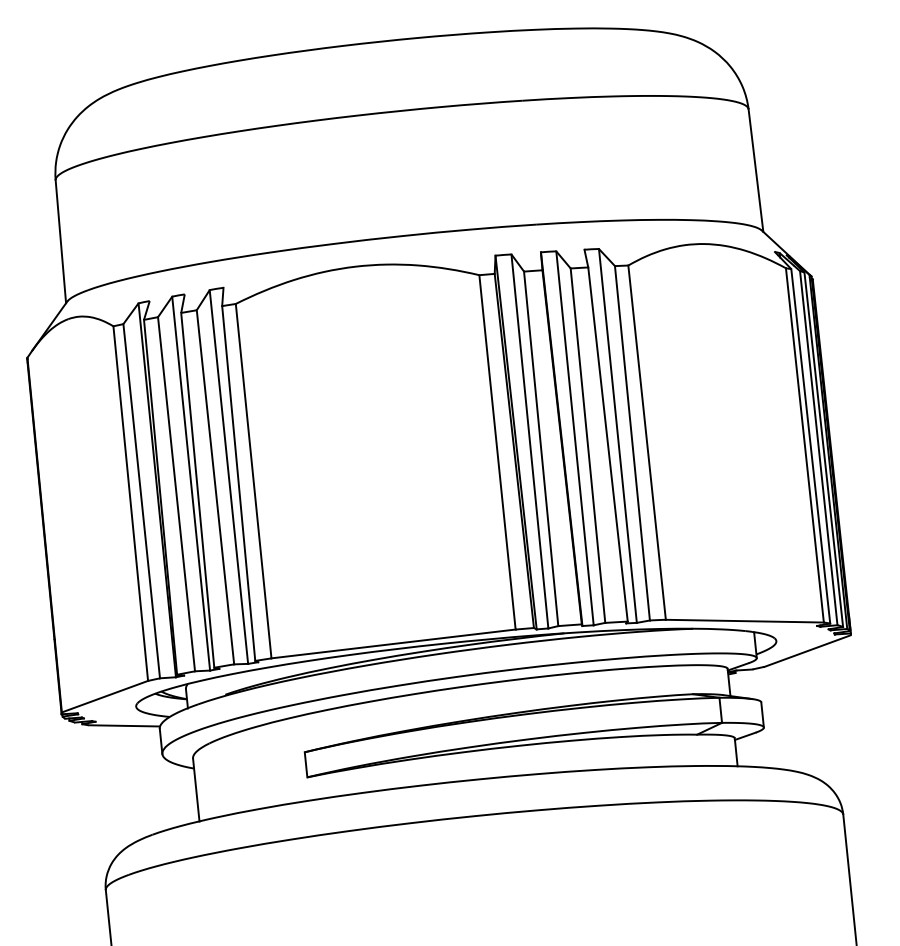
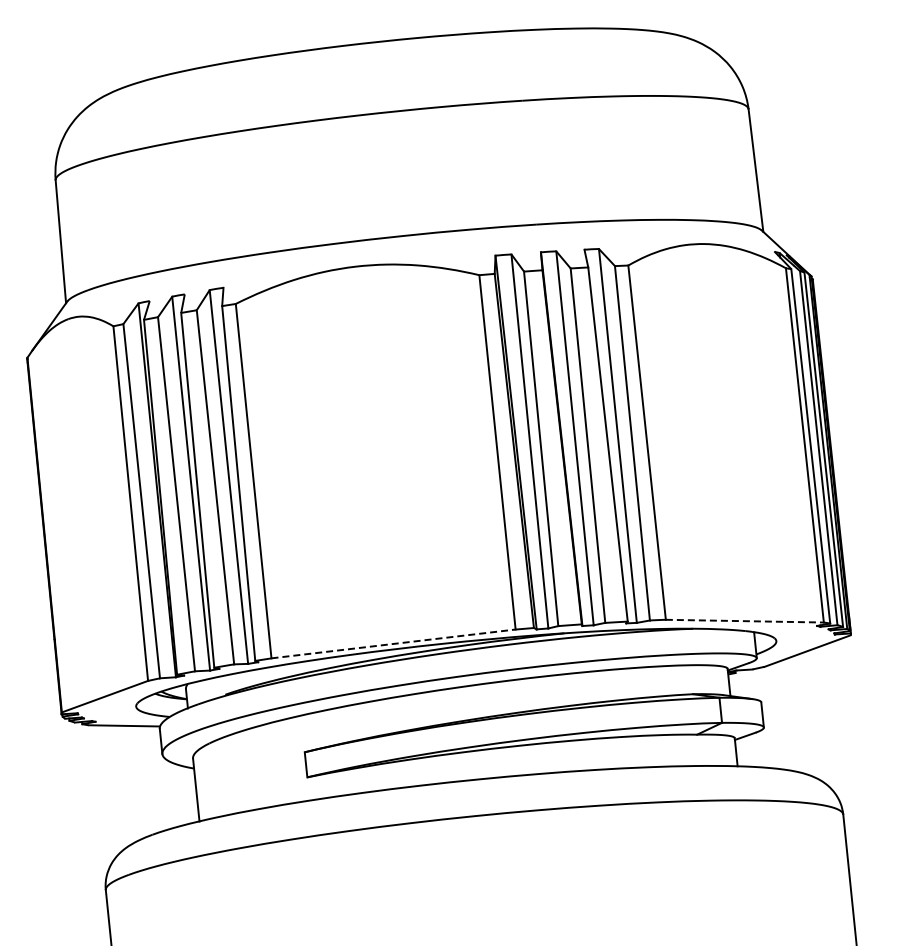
line: solid -> dashed (745, 621)
line: solid -> dashed (393, 643)
